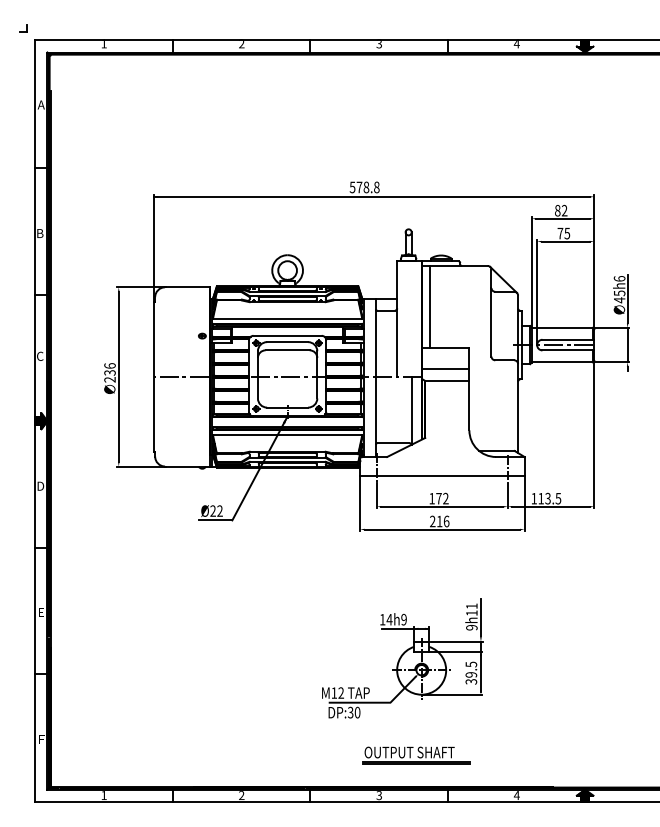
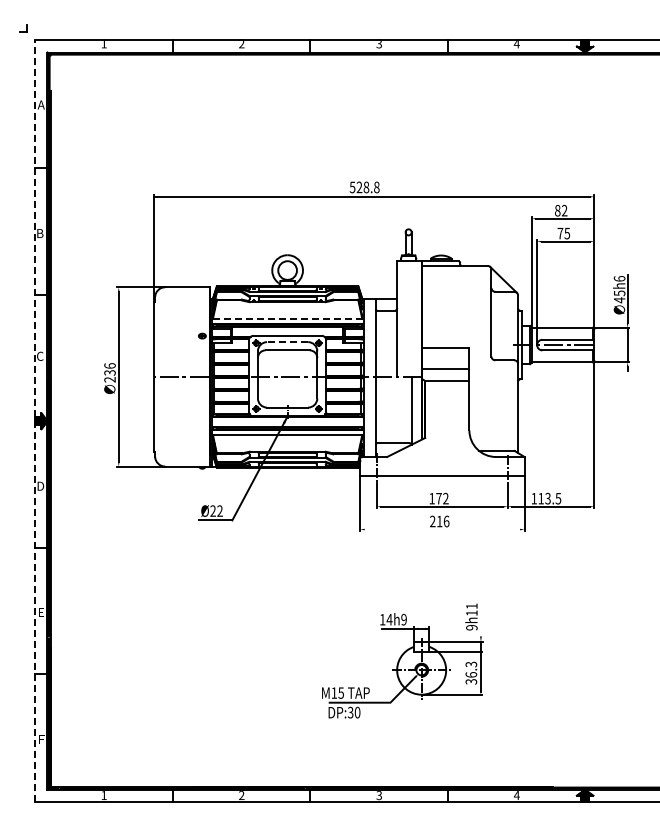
text: 578.8 -> 528.8 (359, 187)
line: present -> none (429, 306)
line: solid -> dashed (287, 318)
line: solid -> dashed (287, 342)
line: solid -> dashed (34, 420)
line: present -> none (442, 529)
line: present -> none (480, 617)
text: 39.5 -> 36.3 (471, 669)
text: M12 -> M15 (341, 692)
part: present -> none (416, 755)
